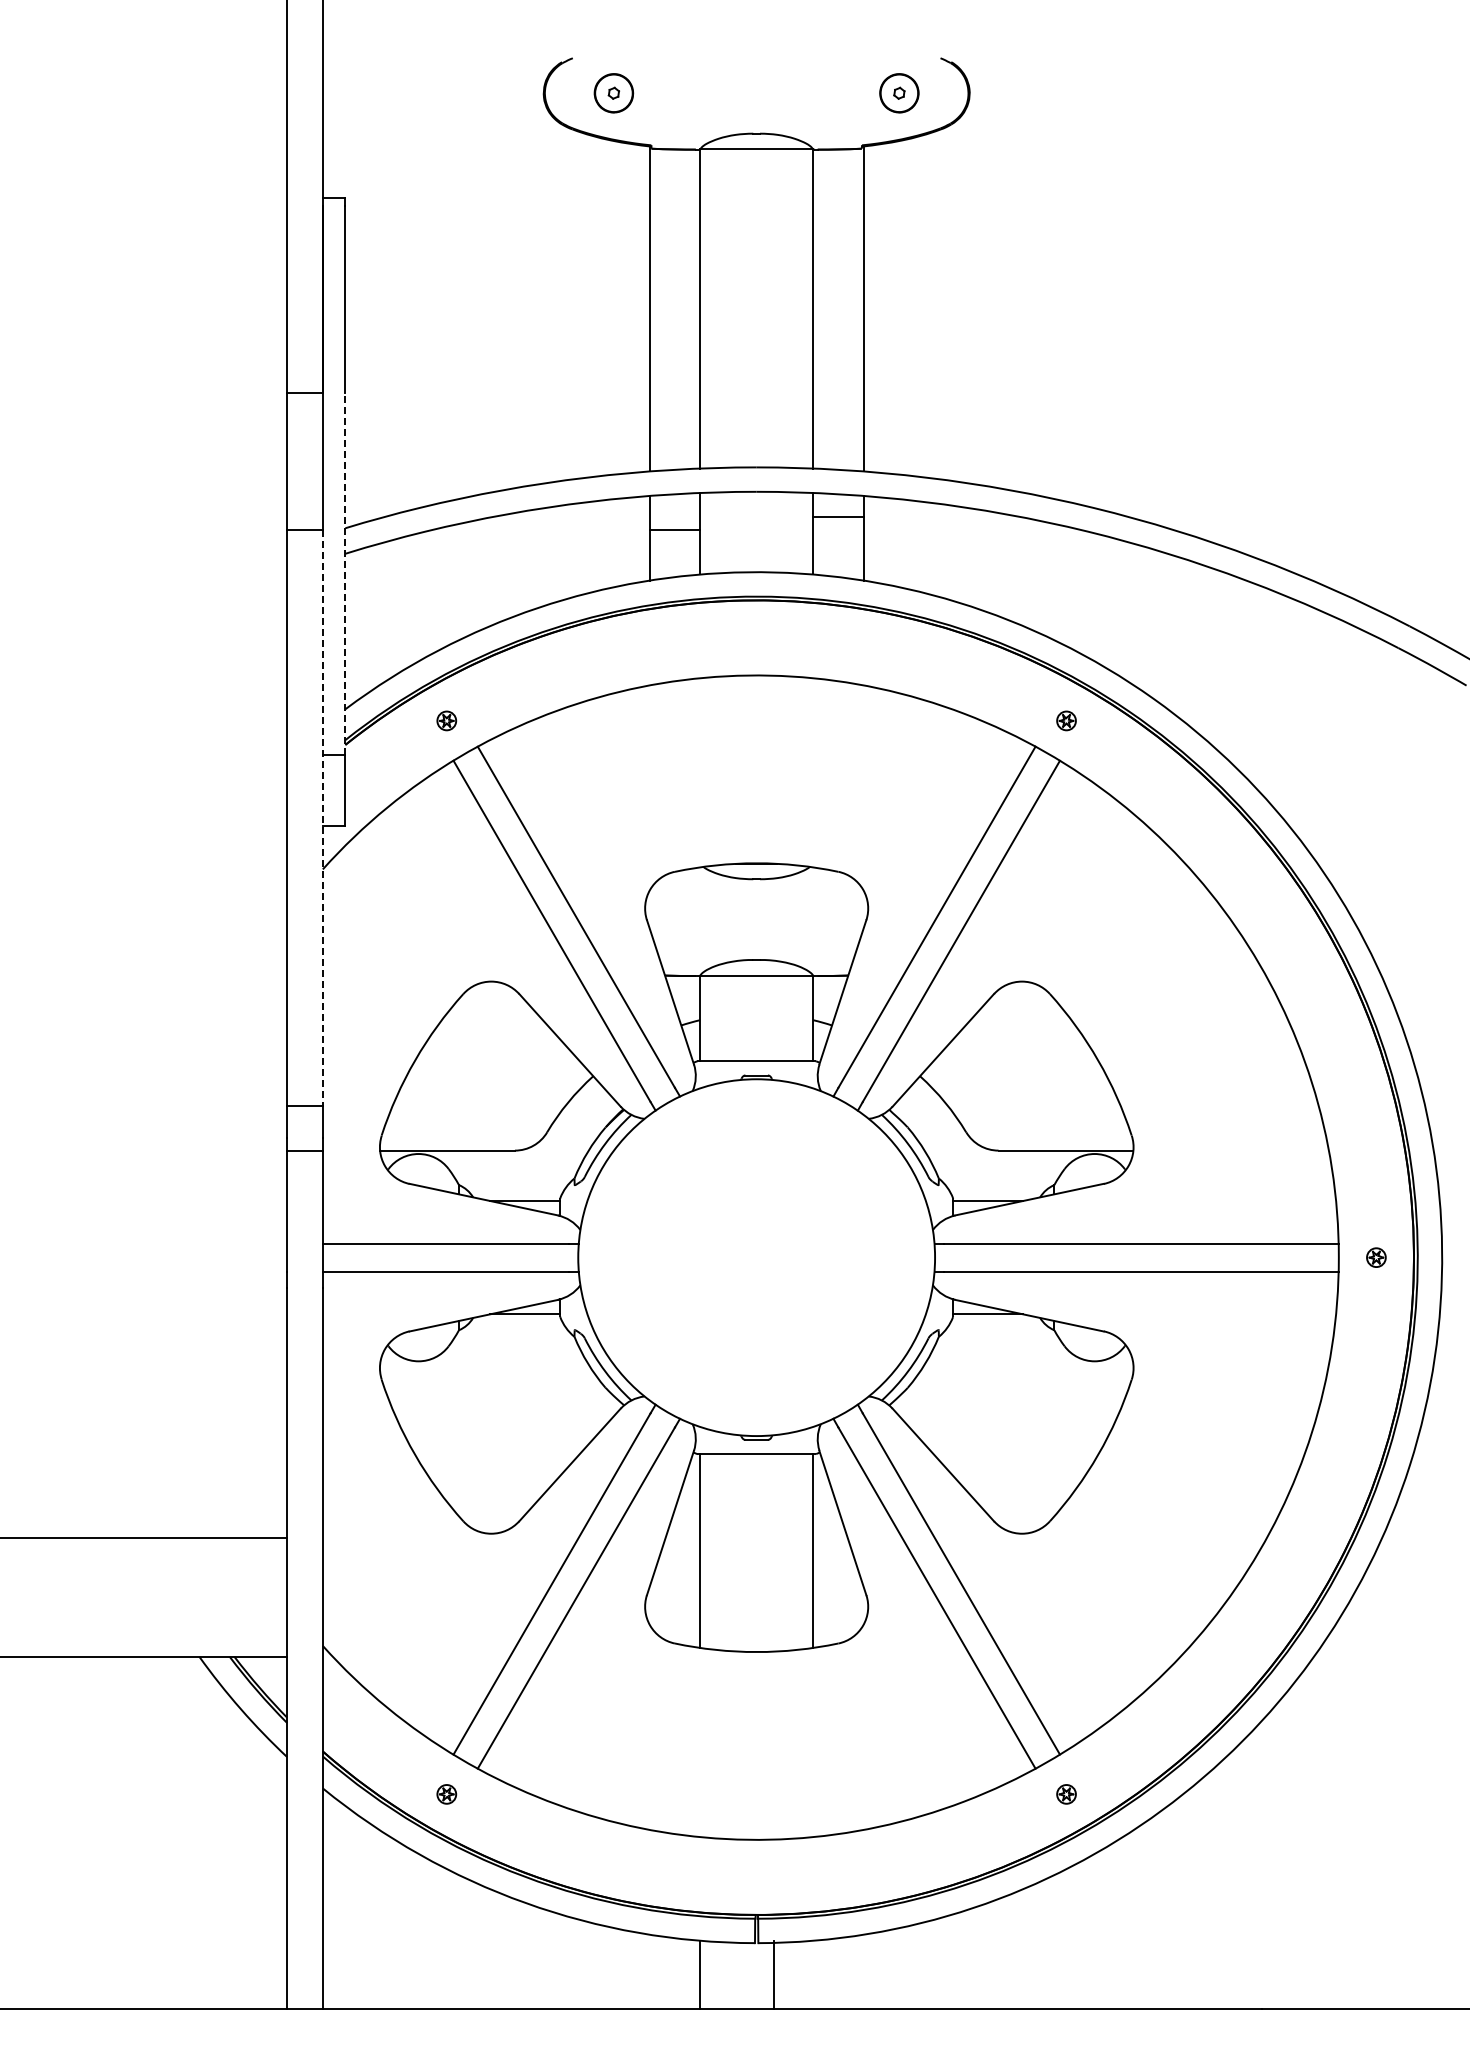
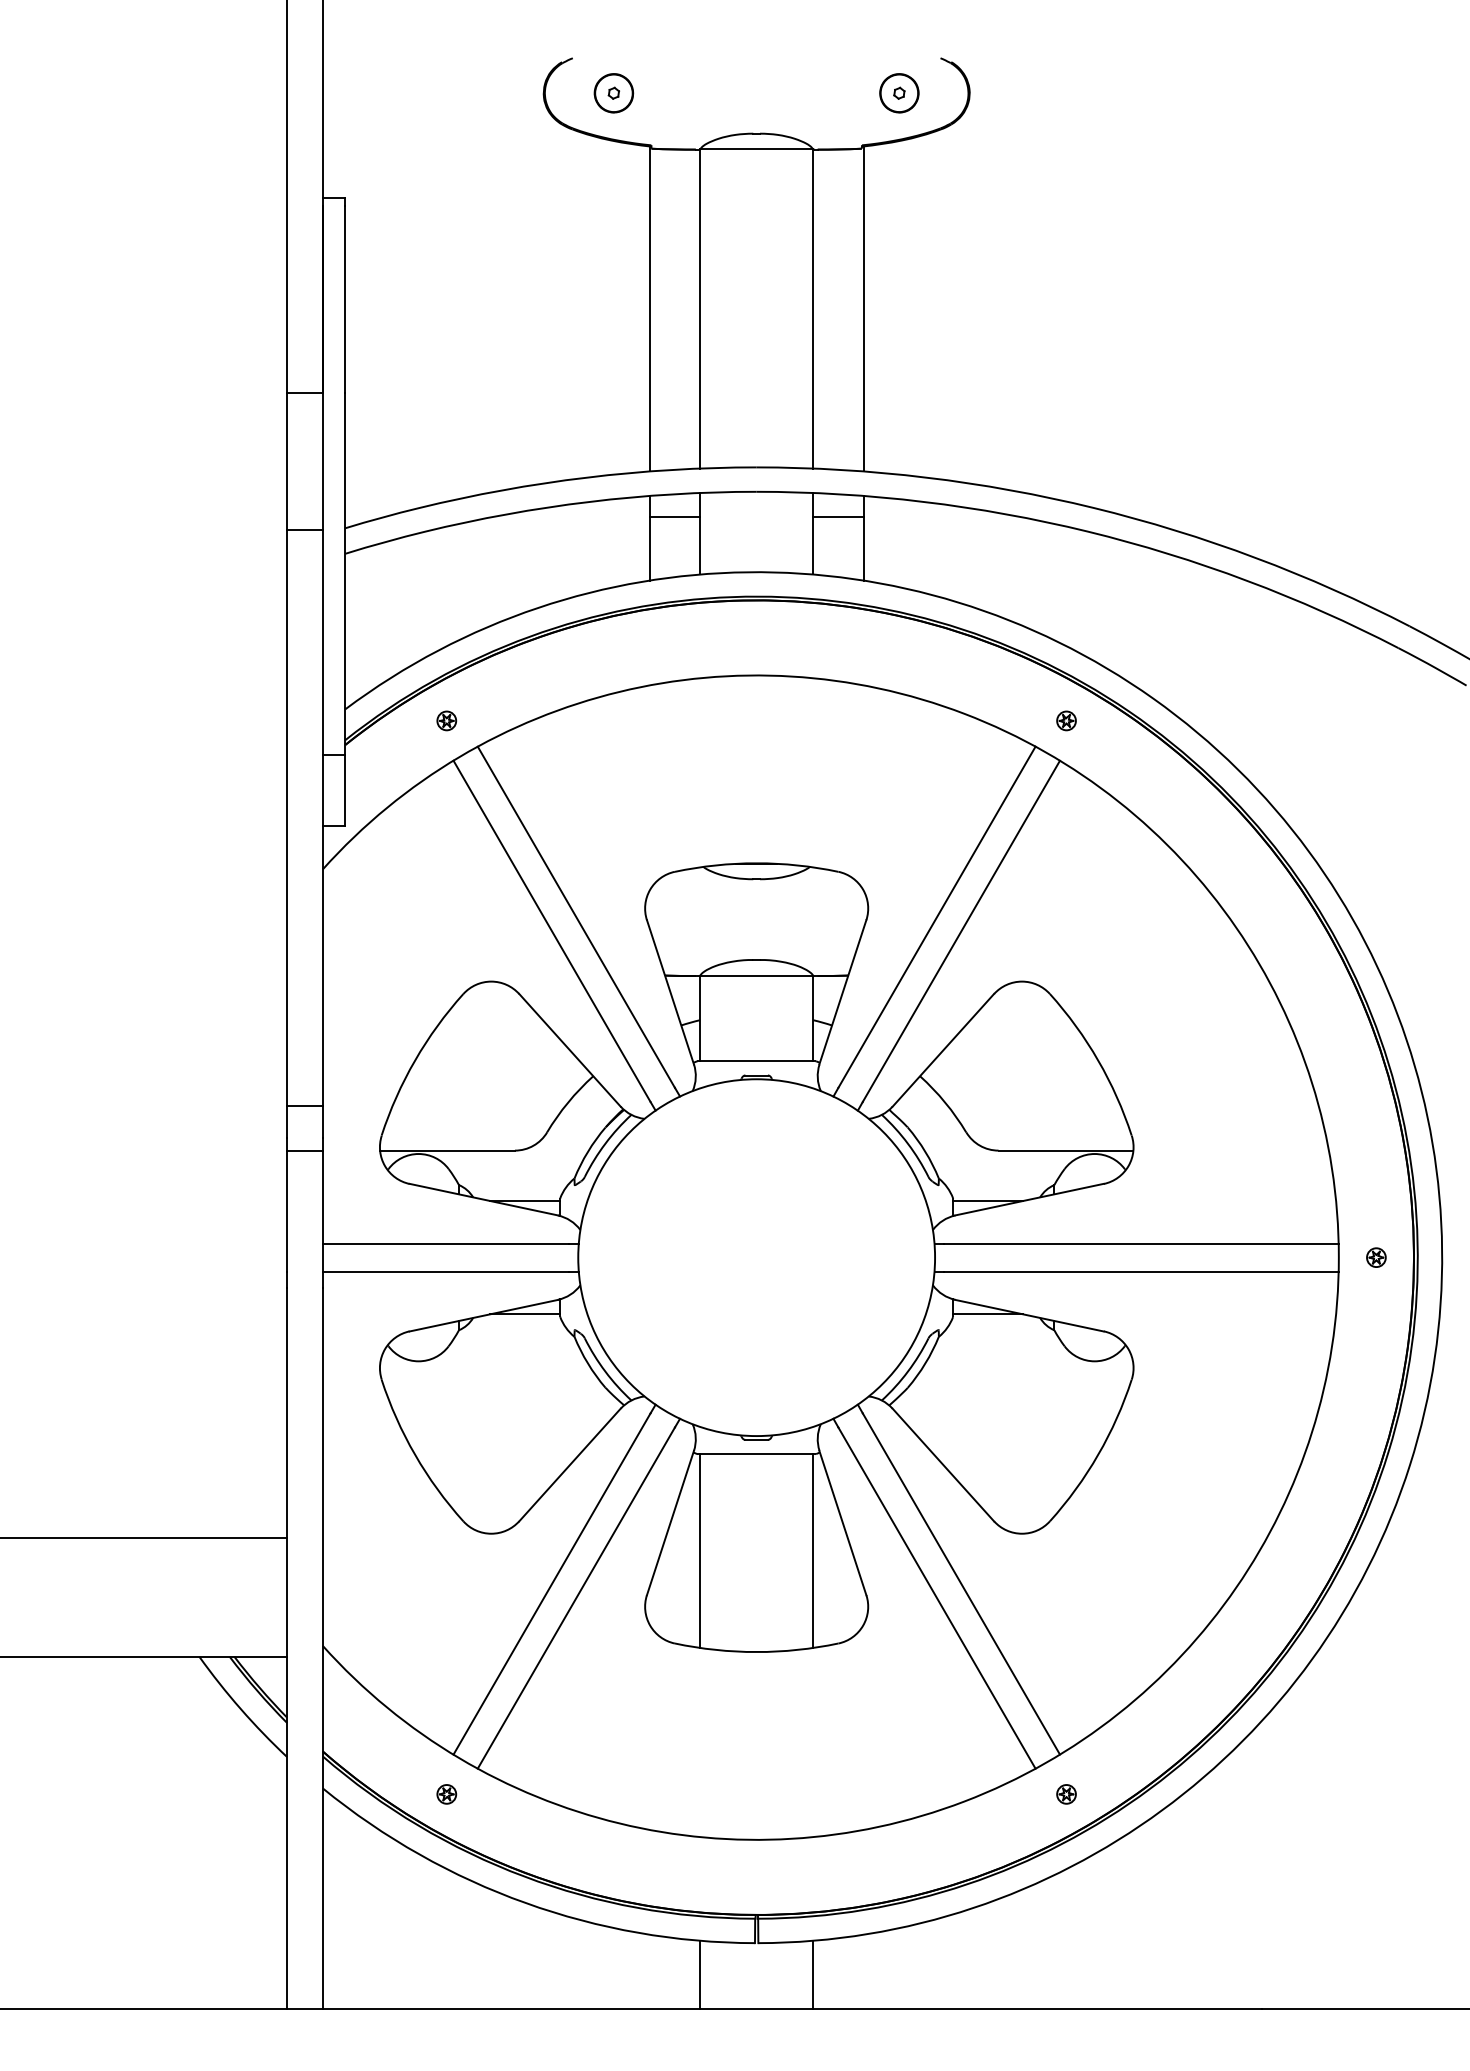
line position: (674, 529) -> (674, 516) (674, 516)
line: dashed -> solid (345, 574)
line: dashed -> solid (322, 818)
line position: (774, 1974) -> (813, 1974) (813, 1974)
